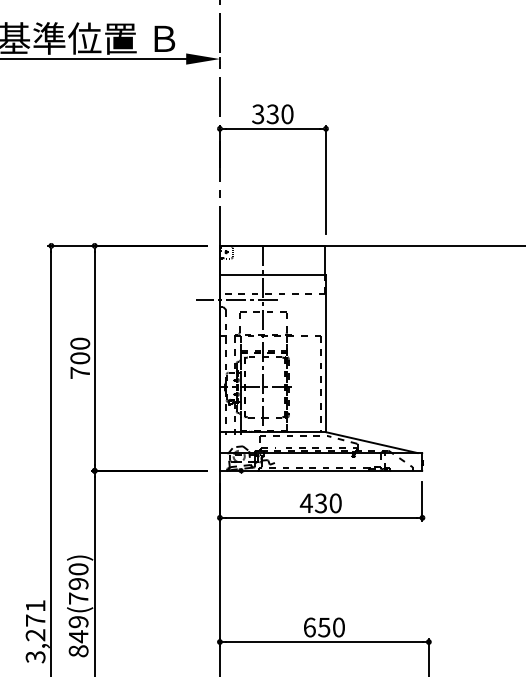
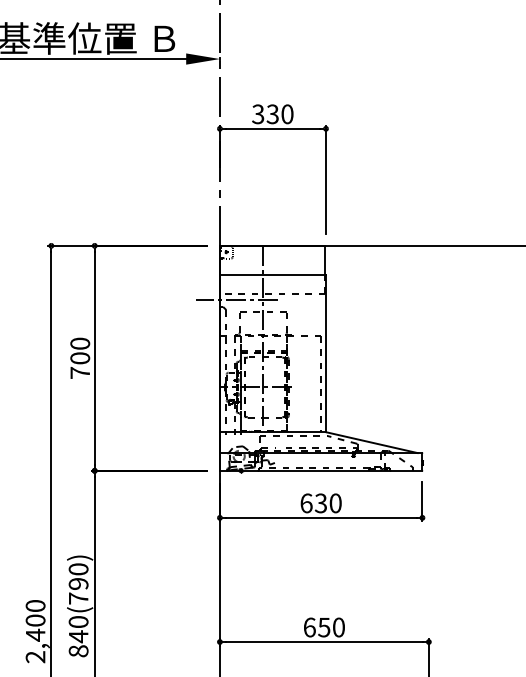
text: 430 -> 630 (305, 503)
text: 849(790) -> 840(790) (78, 622)
text: 3,271 -> 2,400 (35, 631)
